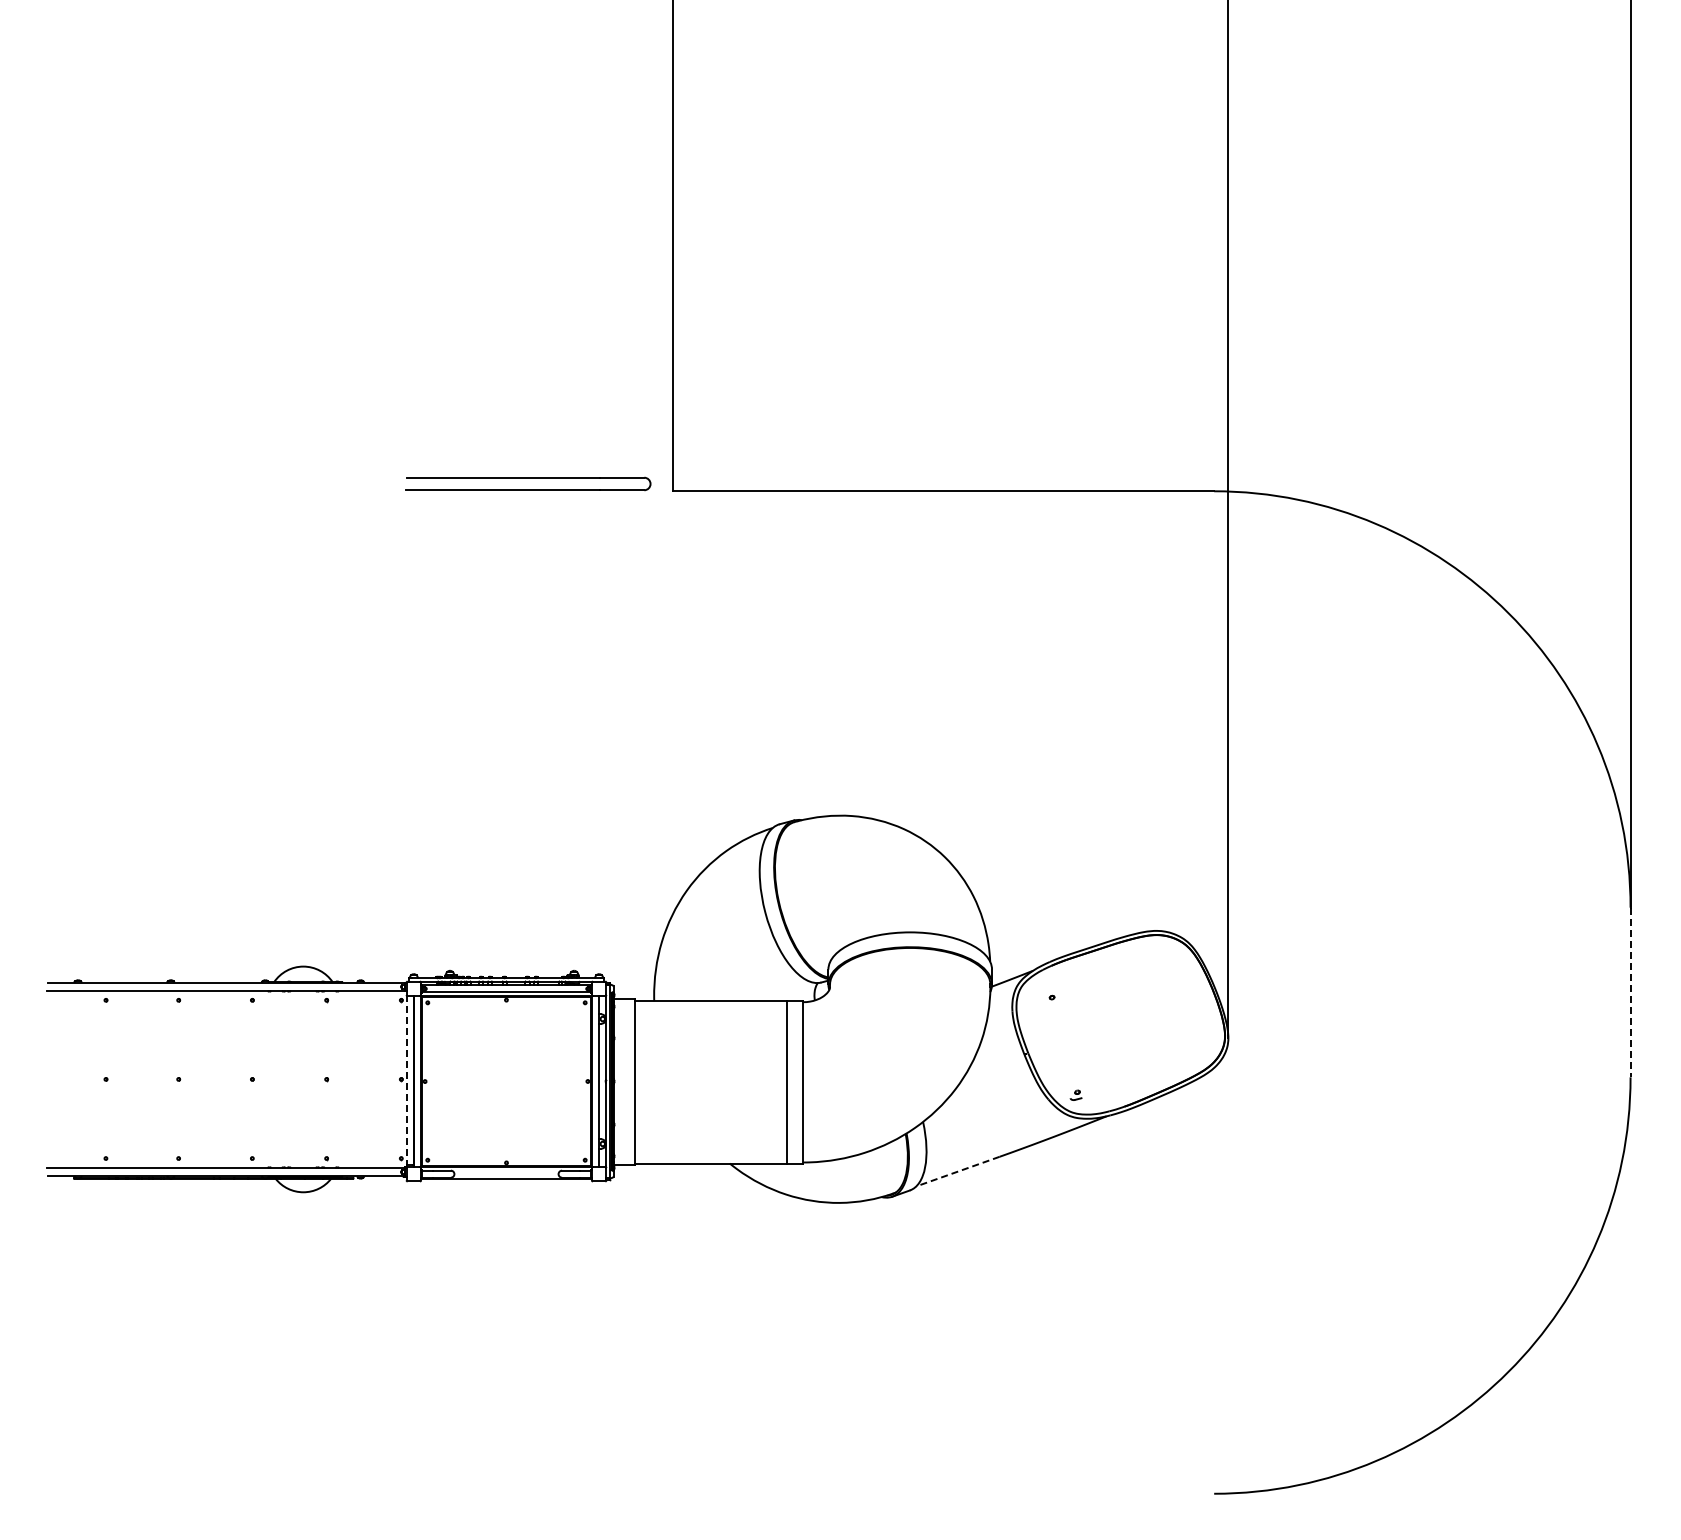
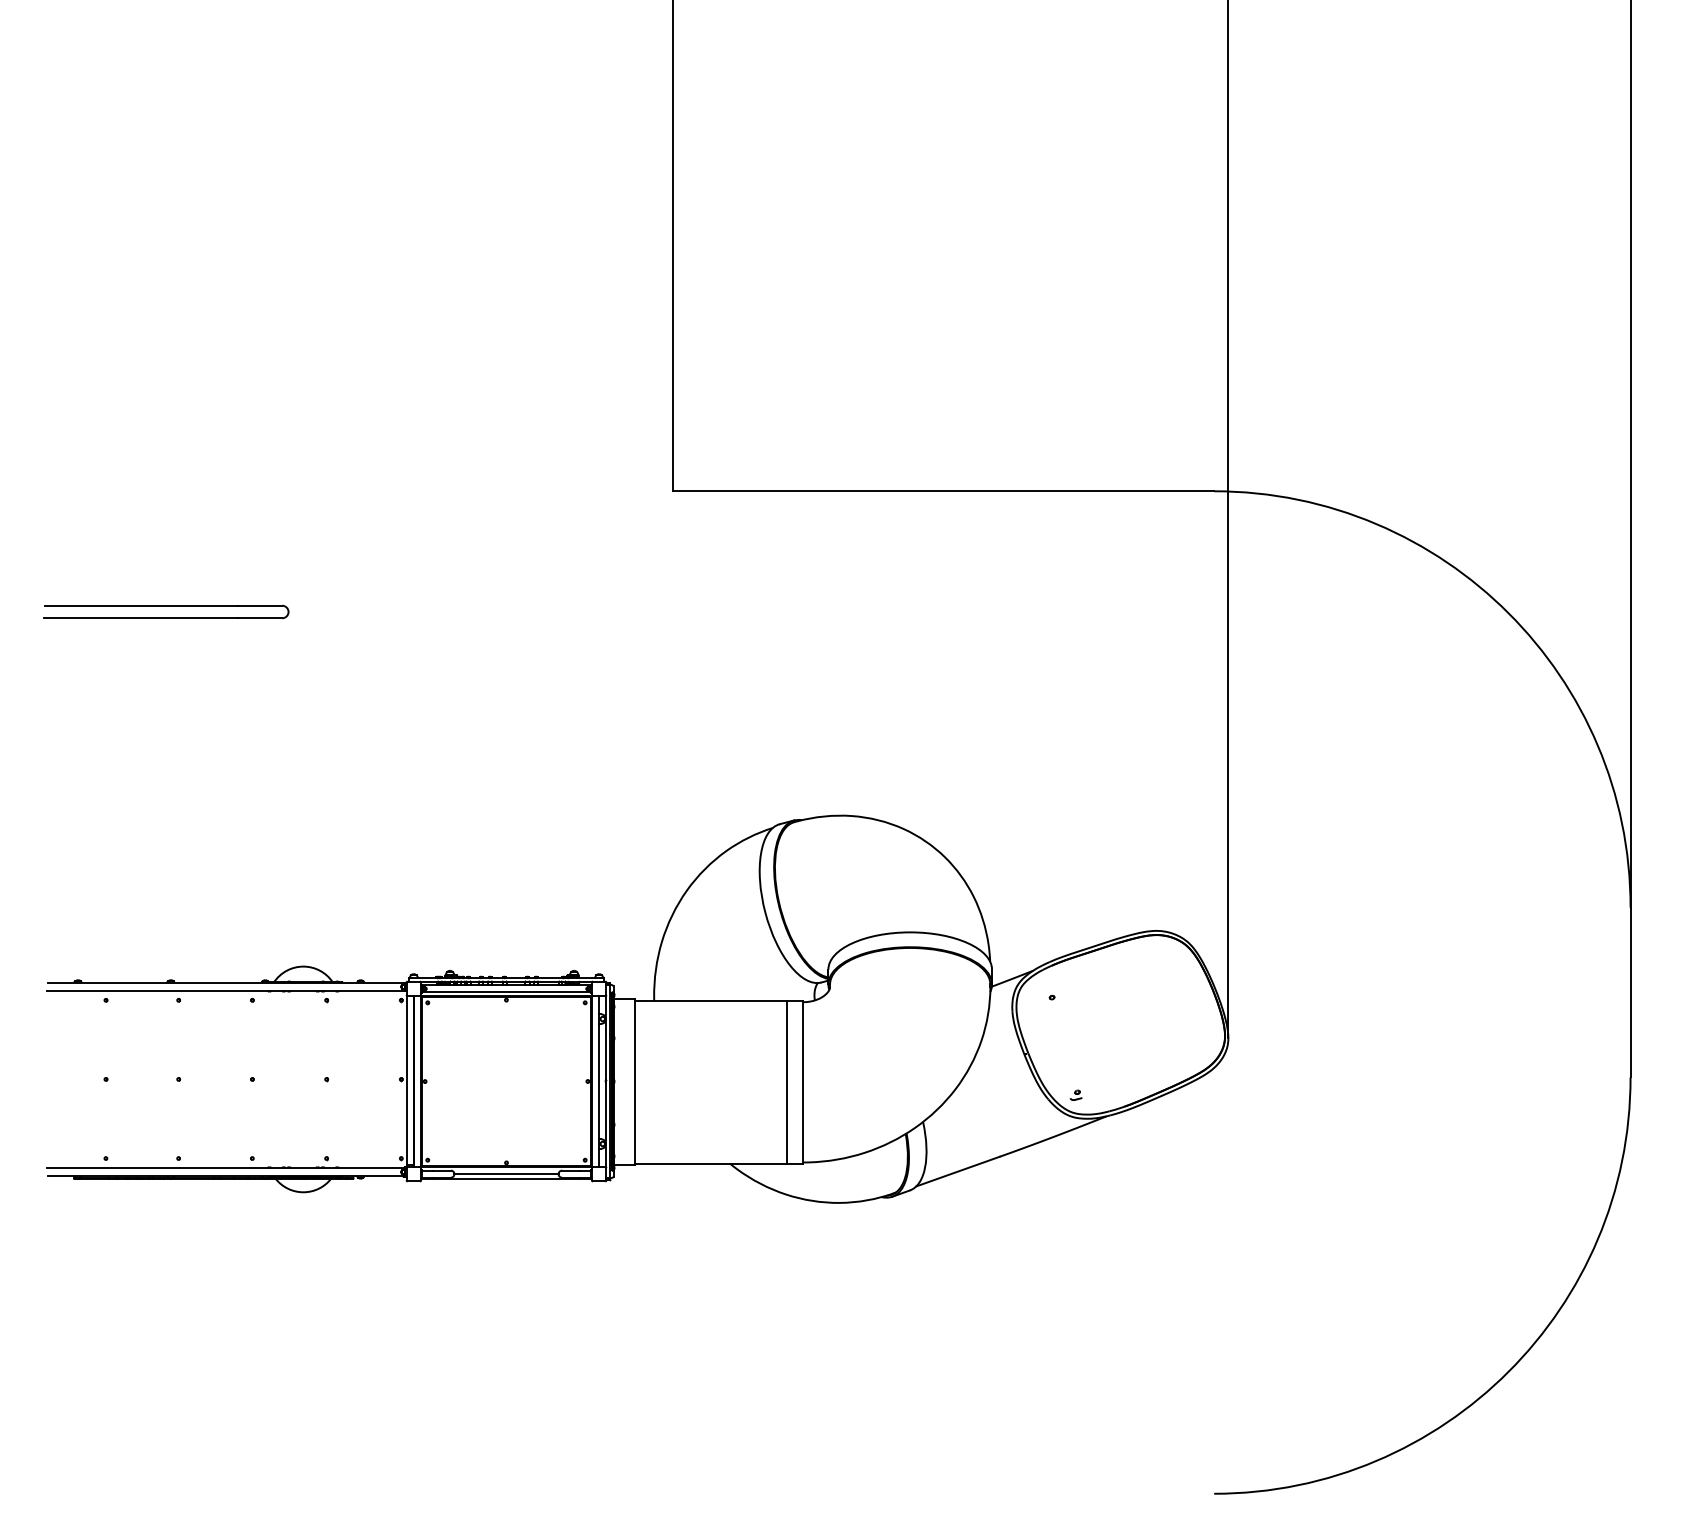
part position: (528, 483) -> (166, 611) (166, 611)
line: dashed -> solid (1630, 992)
line: dashed -> solid (406, 1081)
line: dashed -> solid (957, 1171)
line: none -> present (506, 1174)
